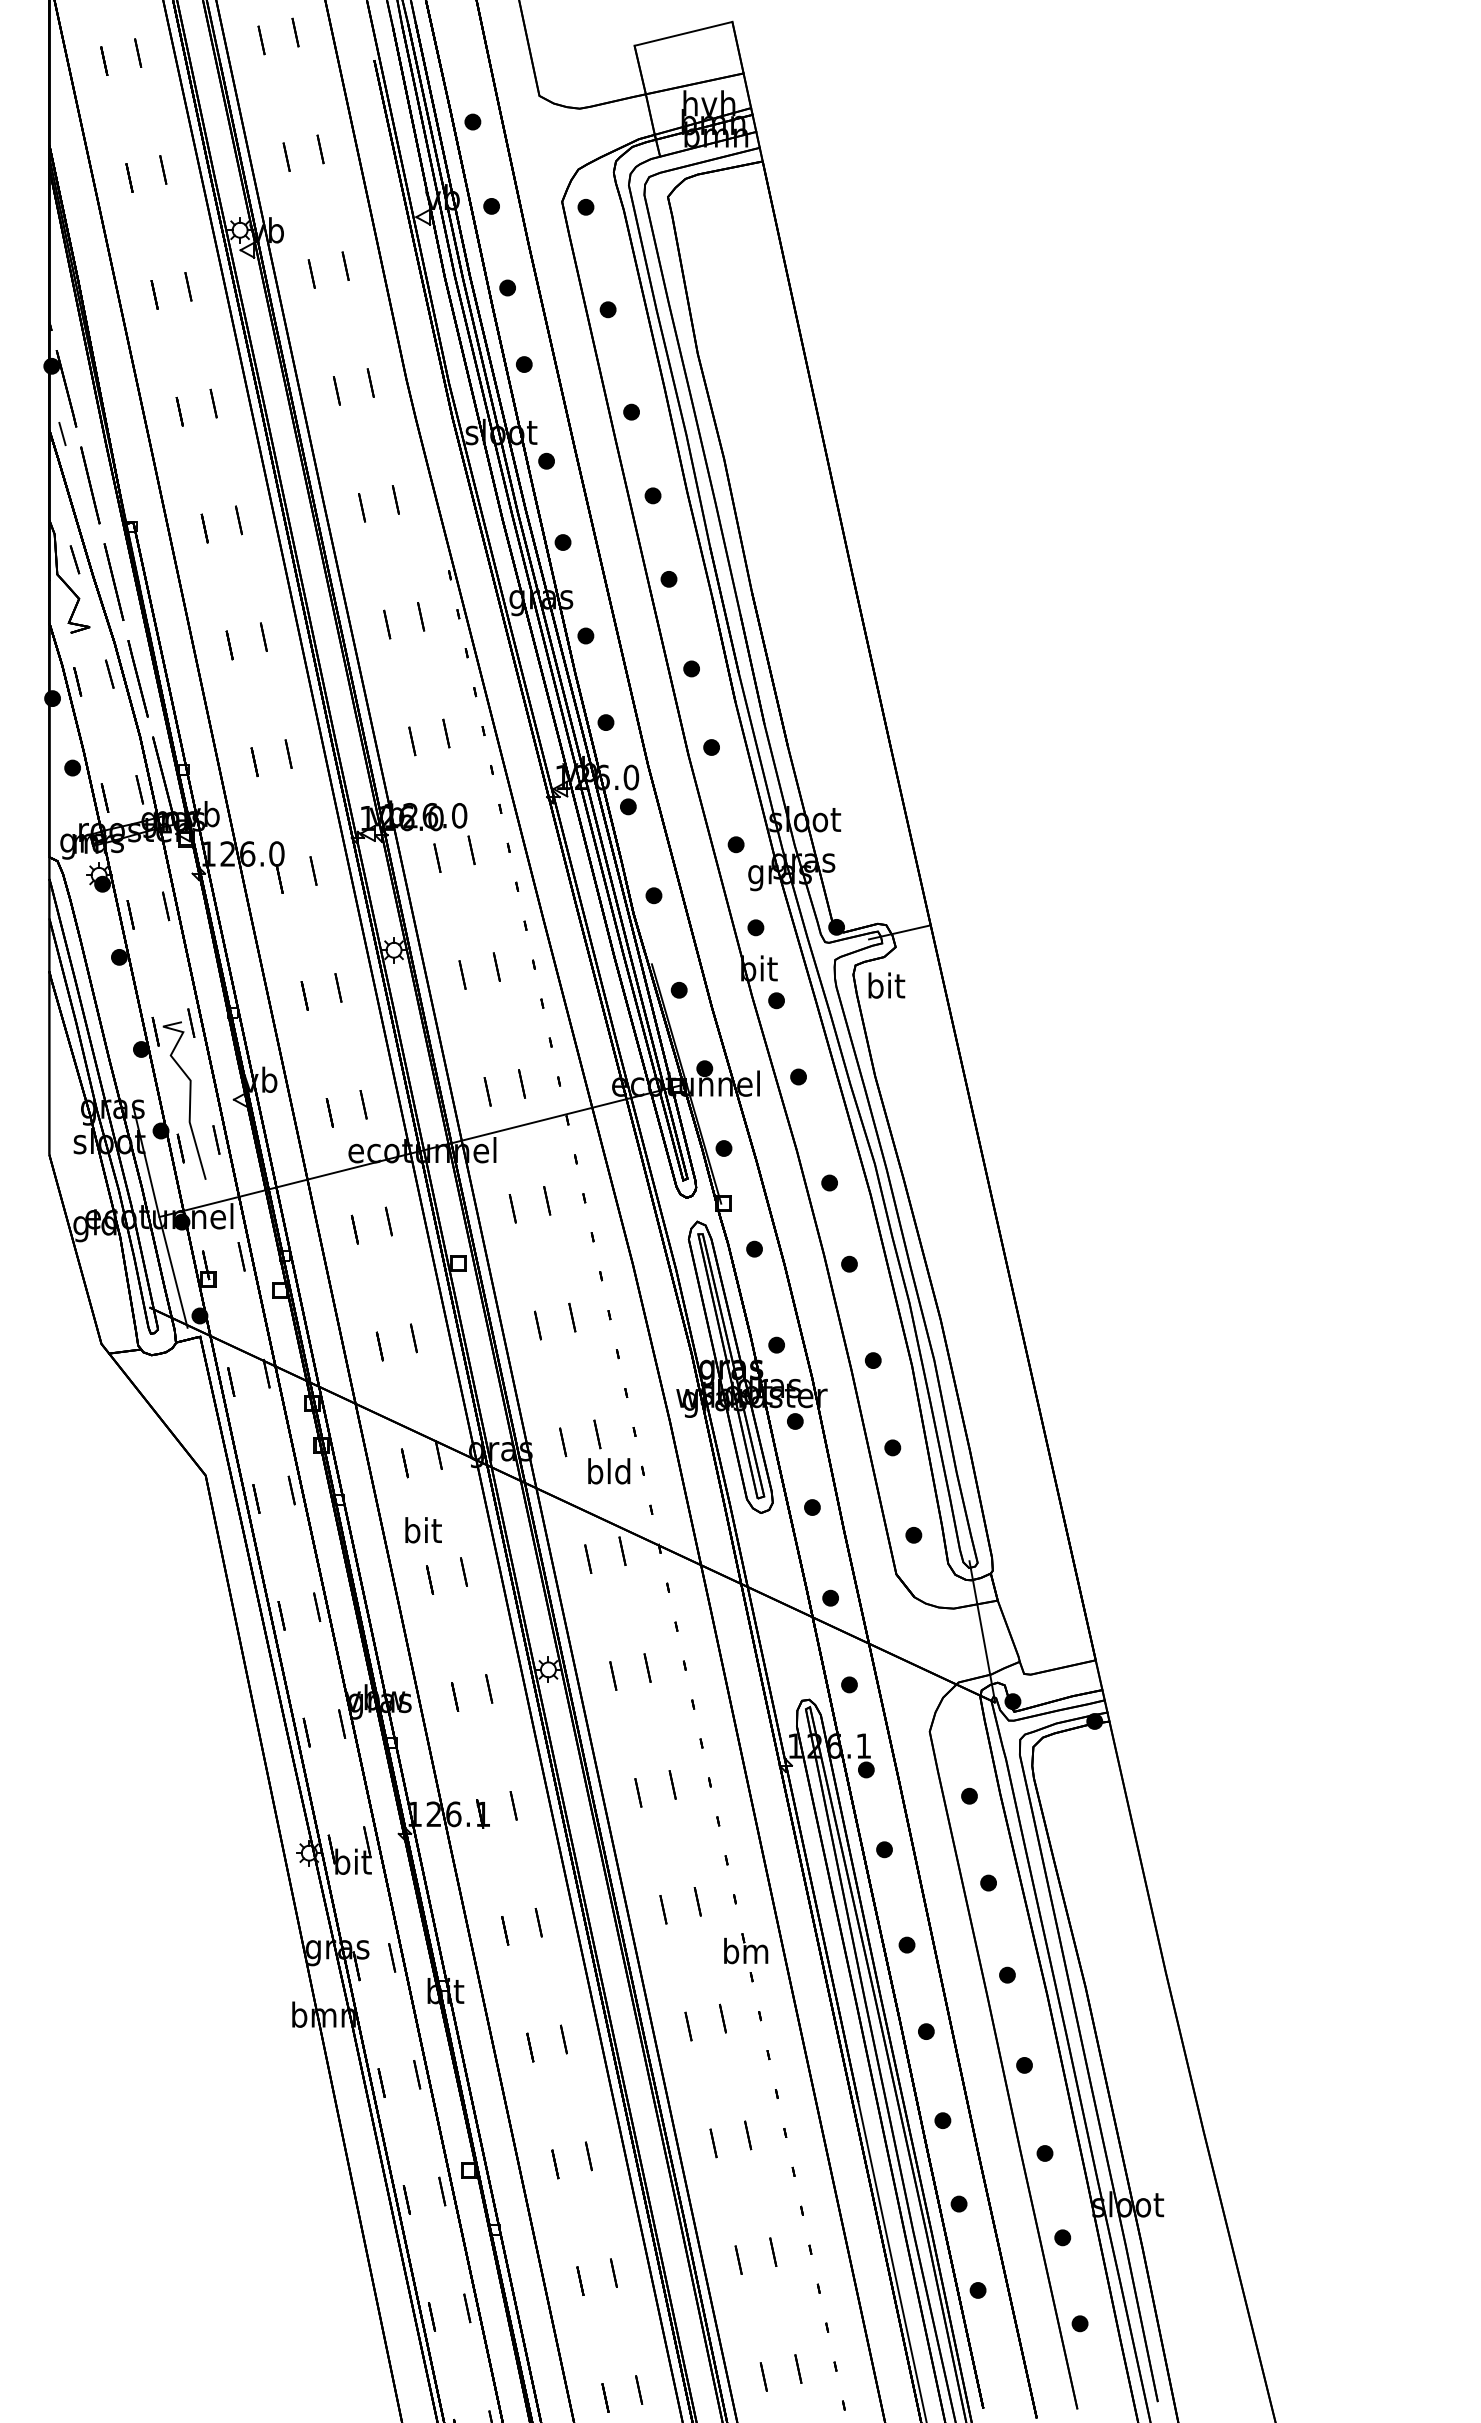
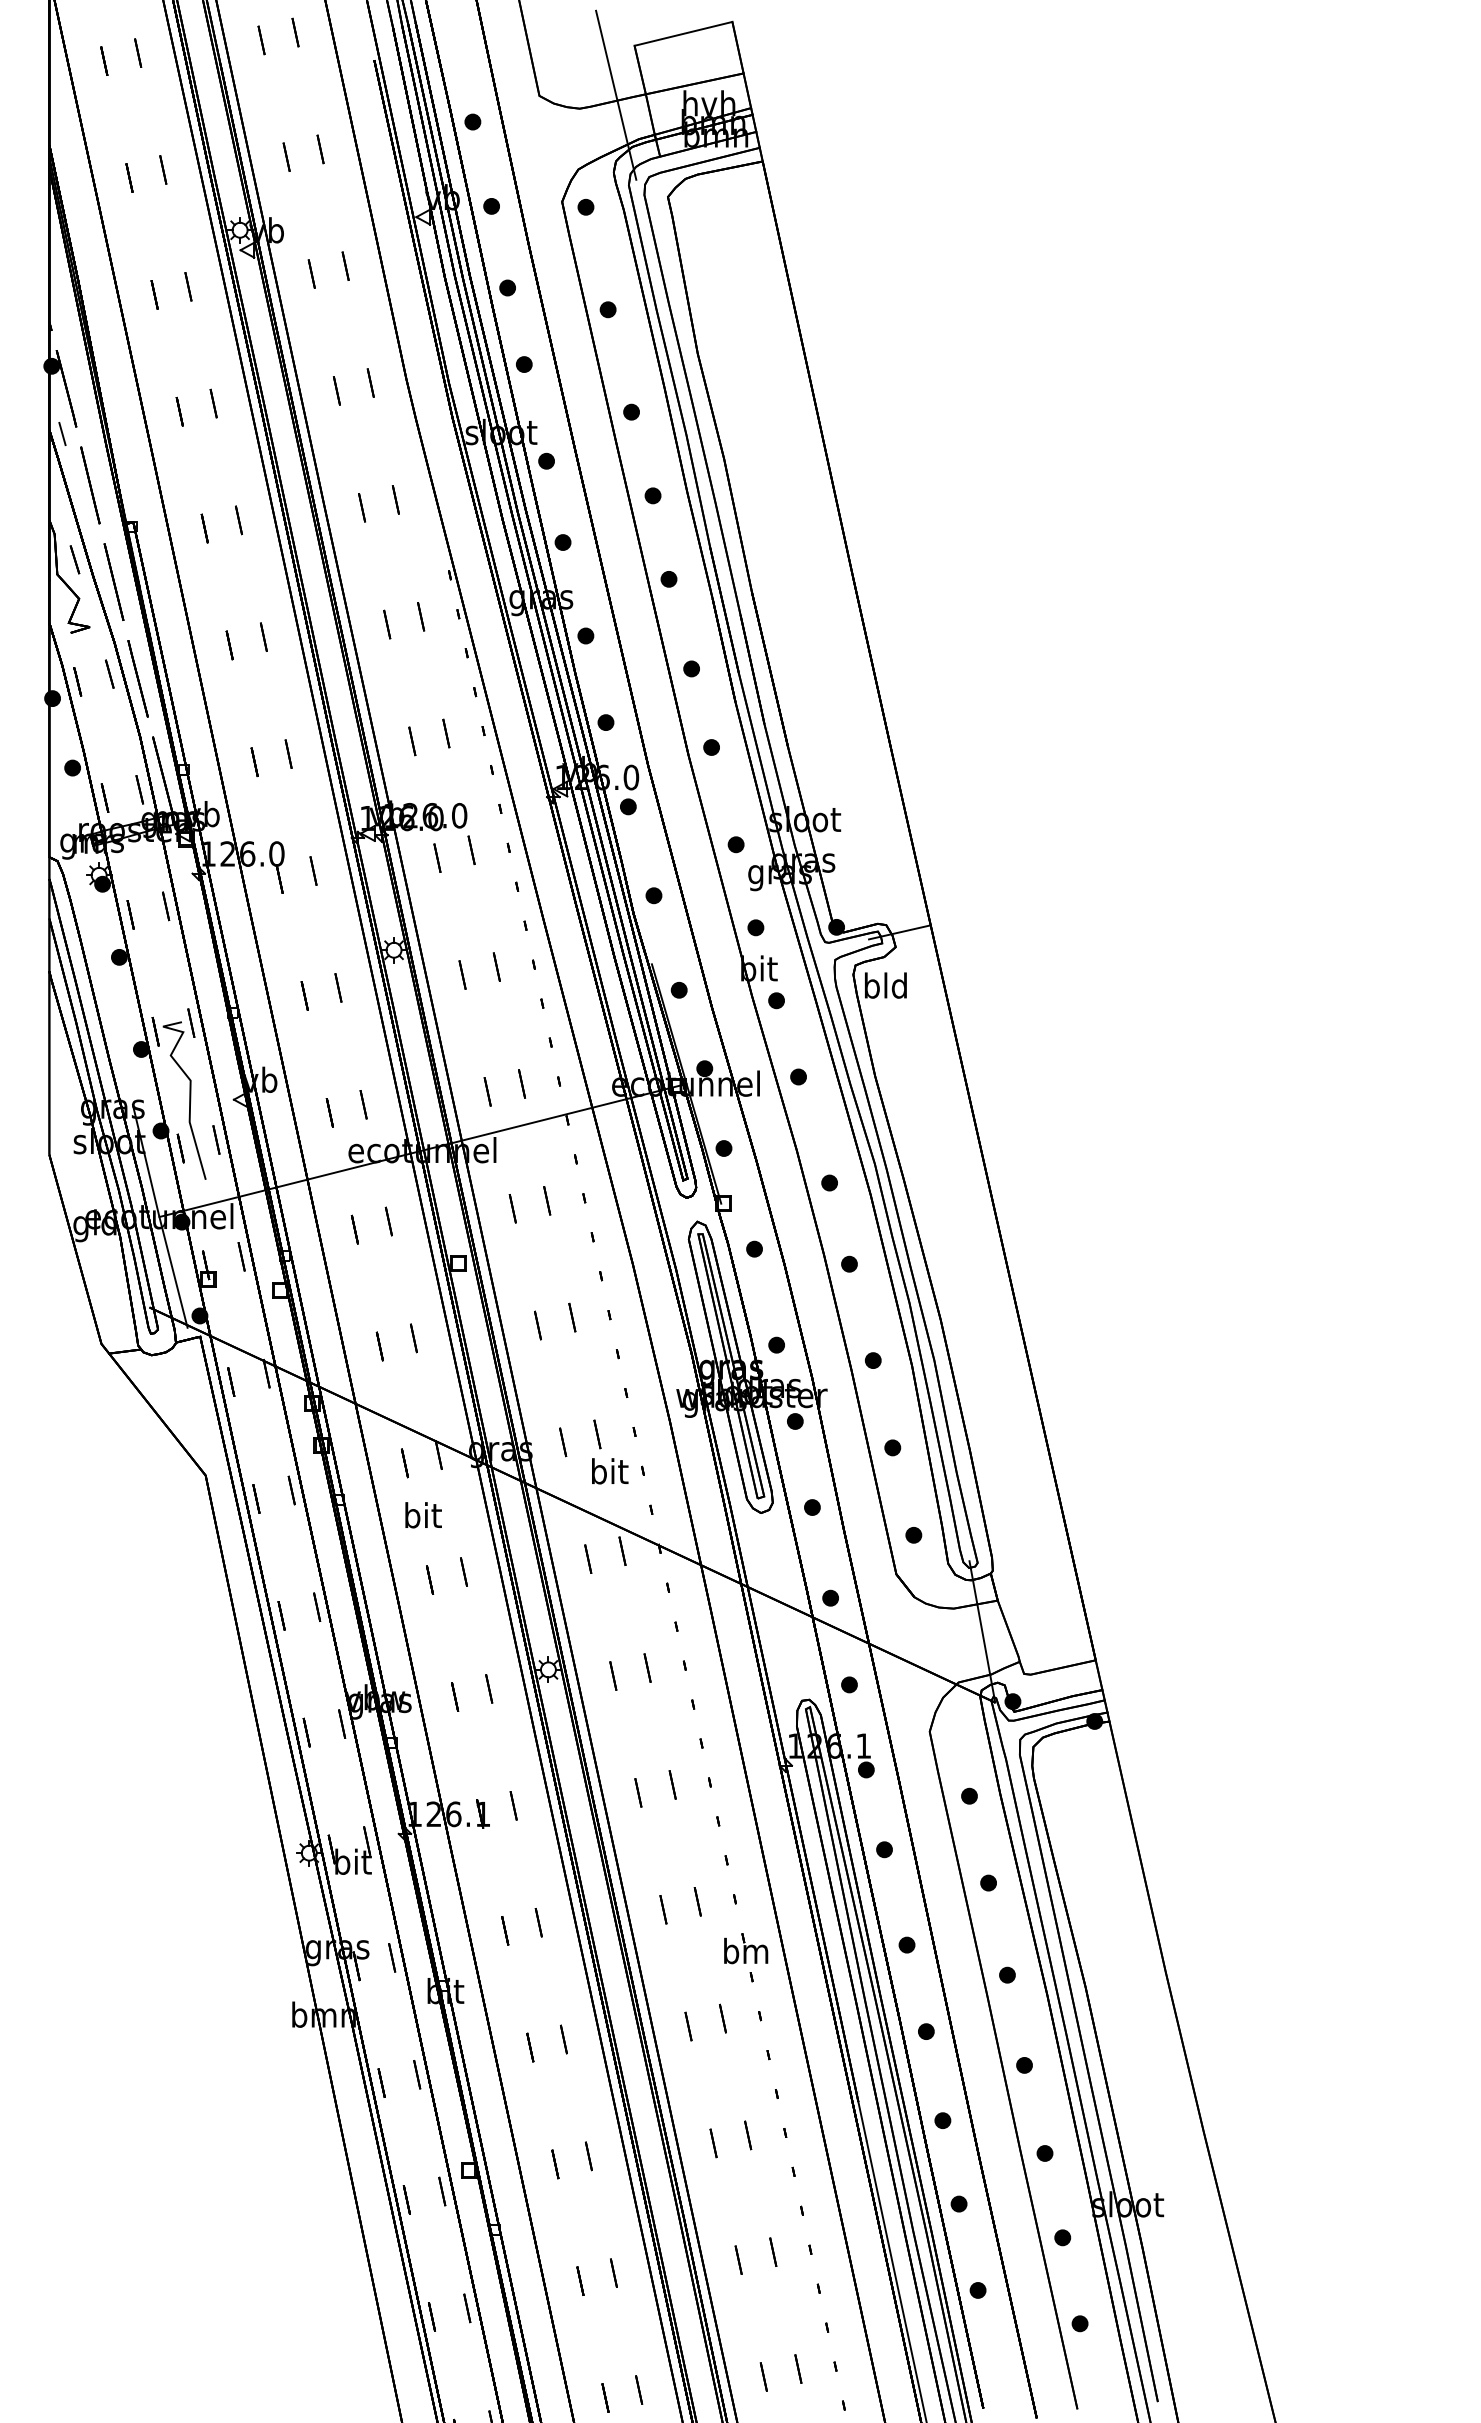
line: none -> present (616, 94)
text: bit -> bld (885, 985)
text: bld -> bit (609, 1471)
text position: (423, 1530) -> (423, 1515) (423, 1515)
